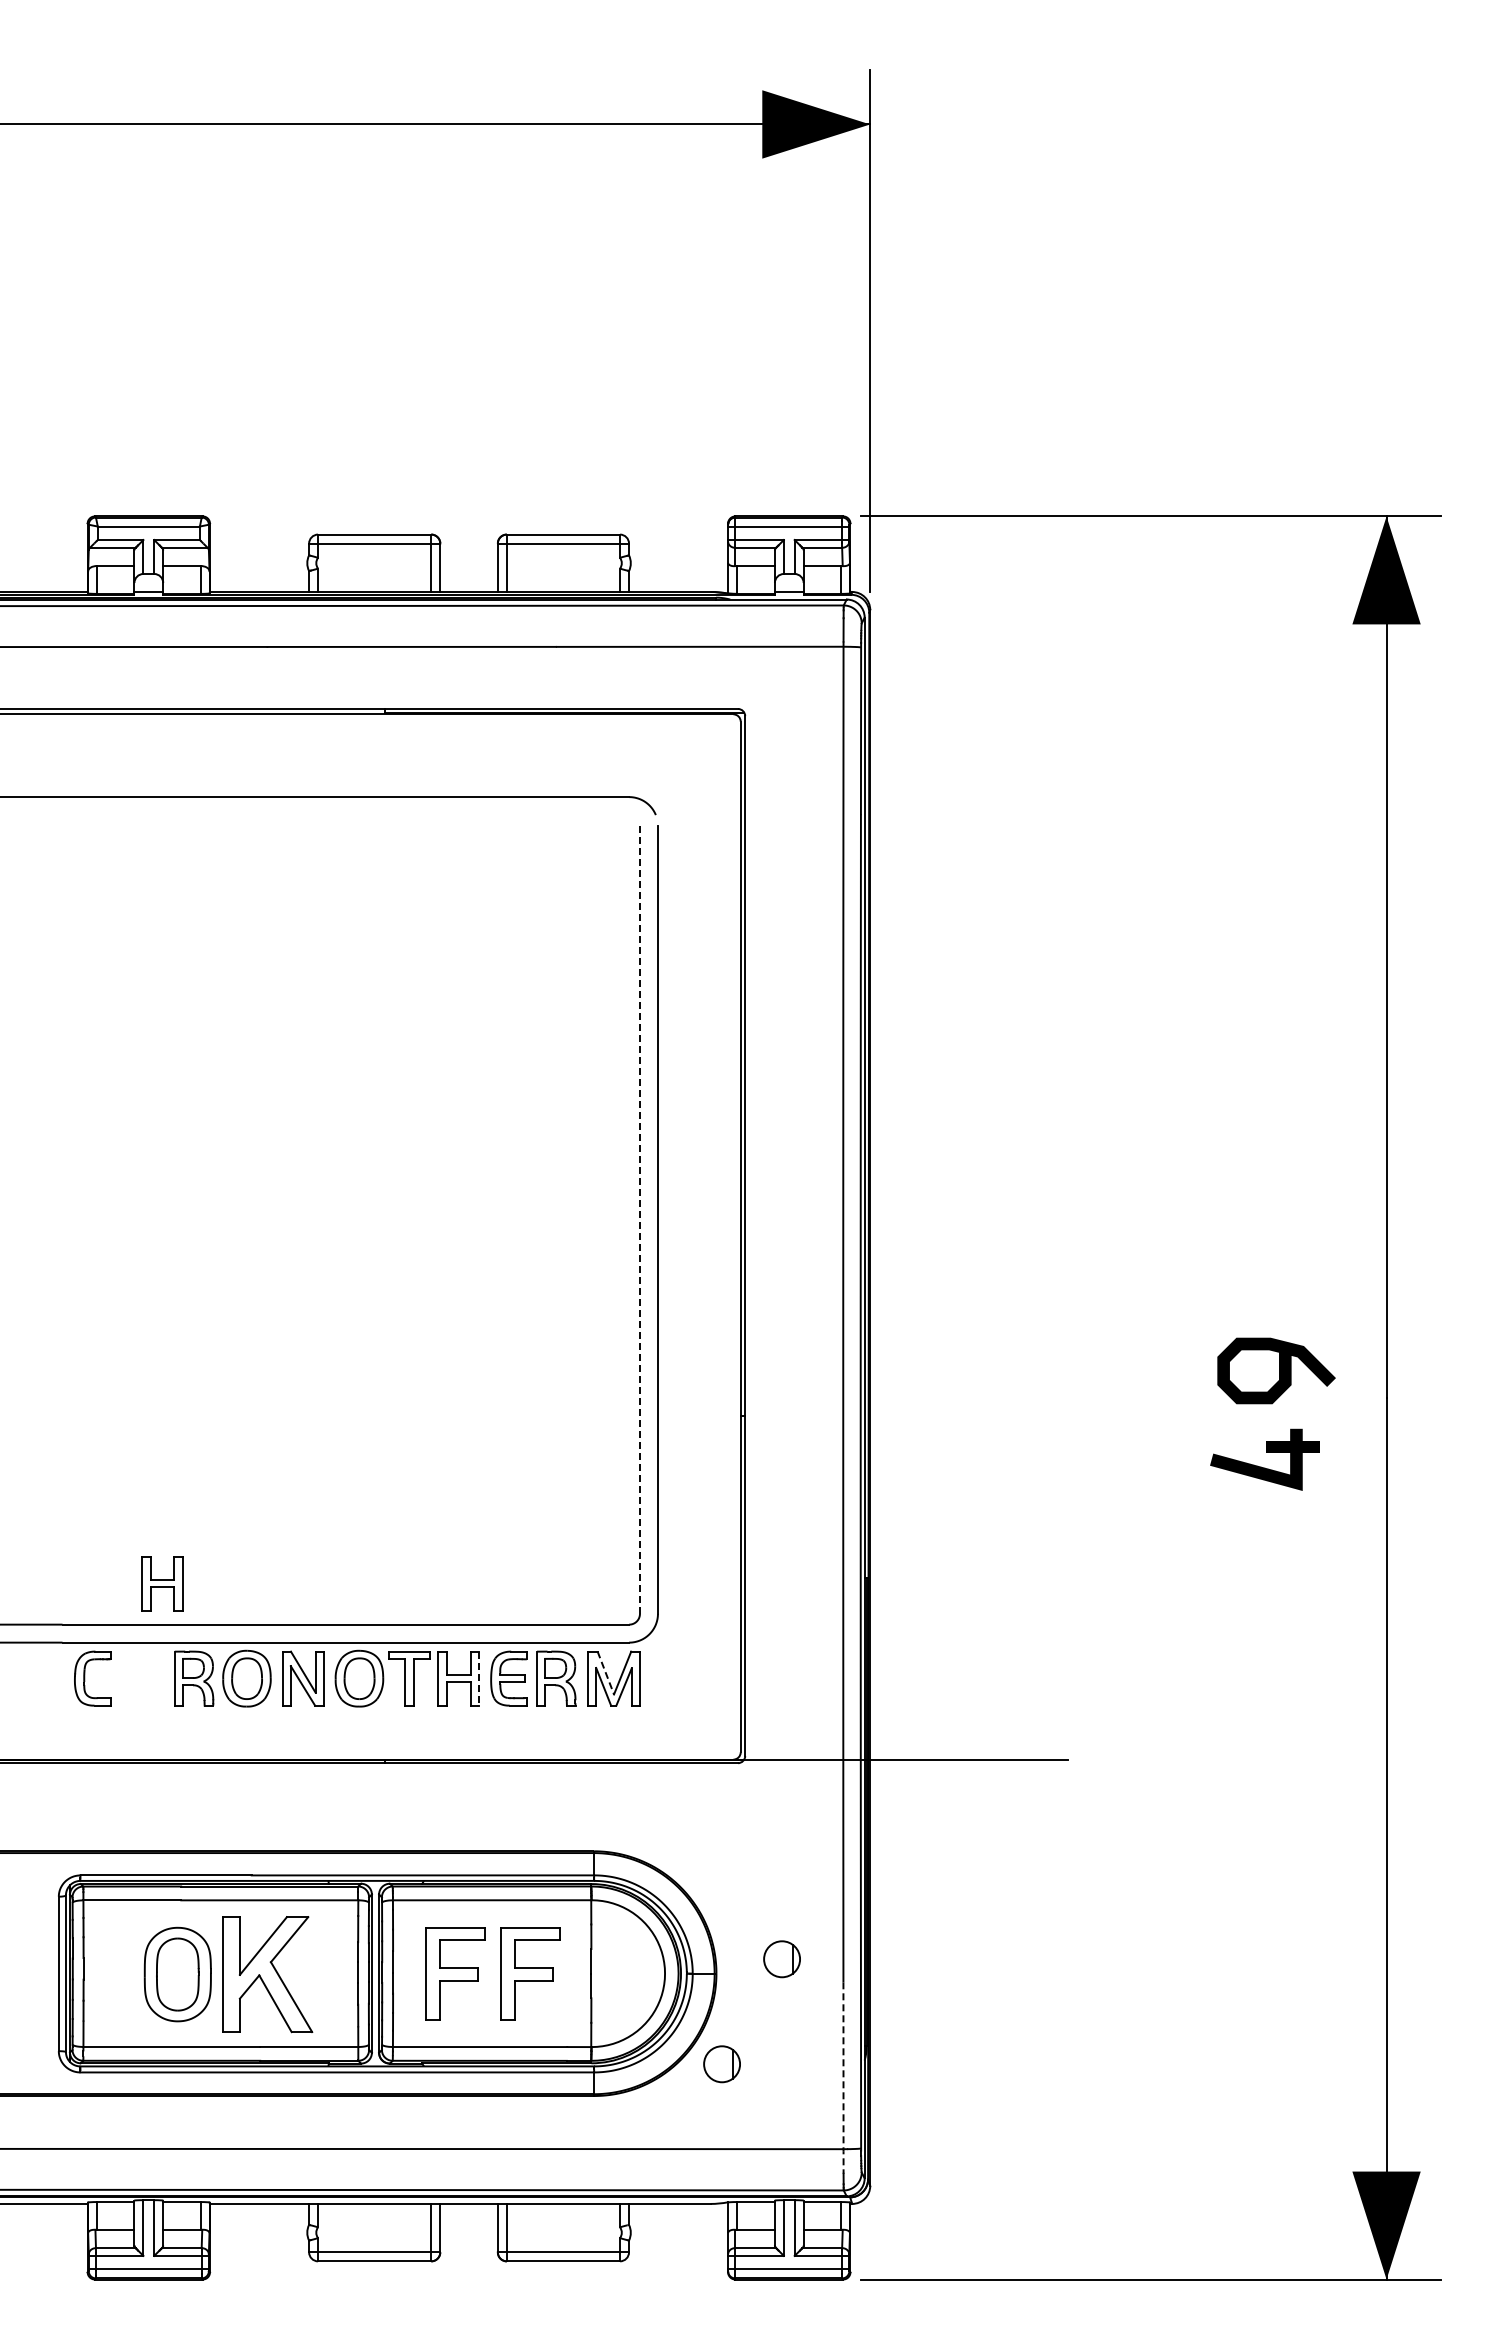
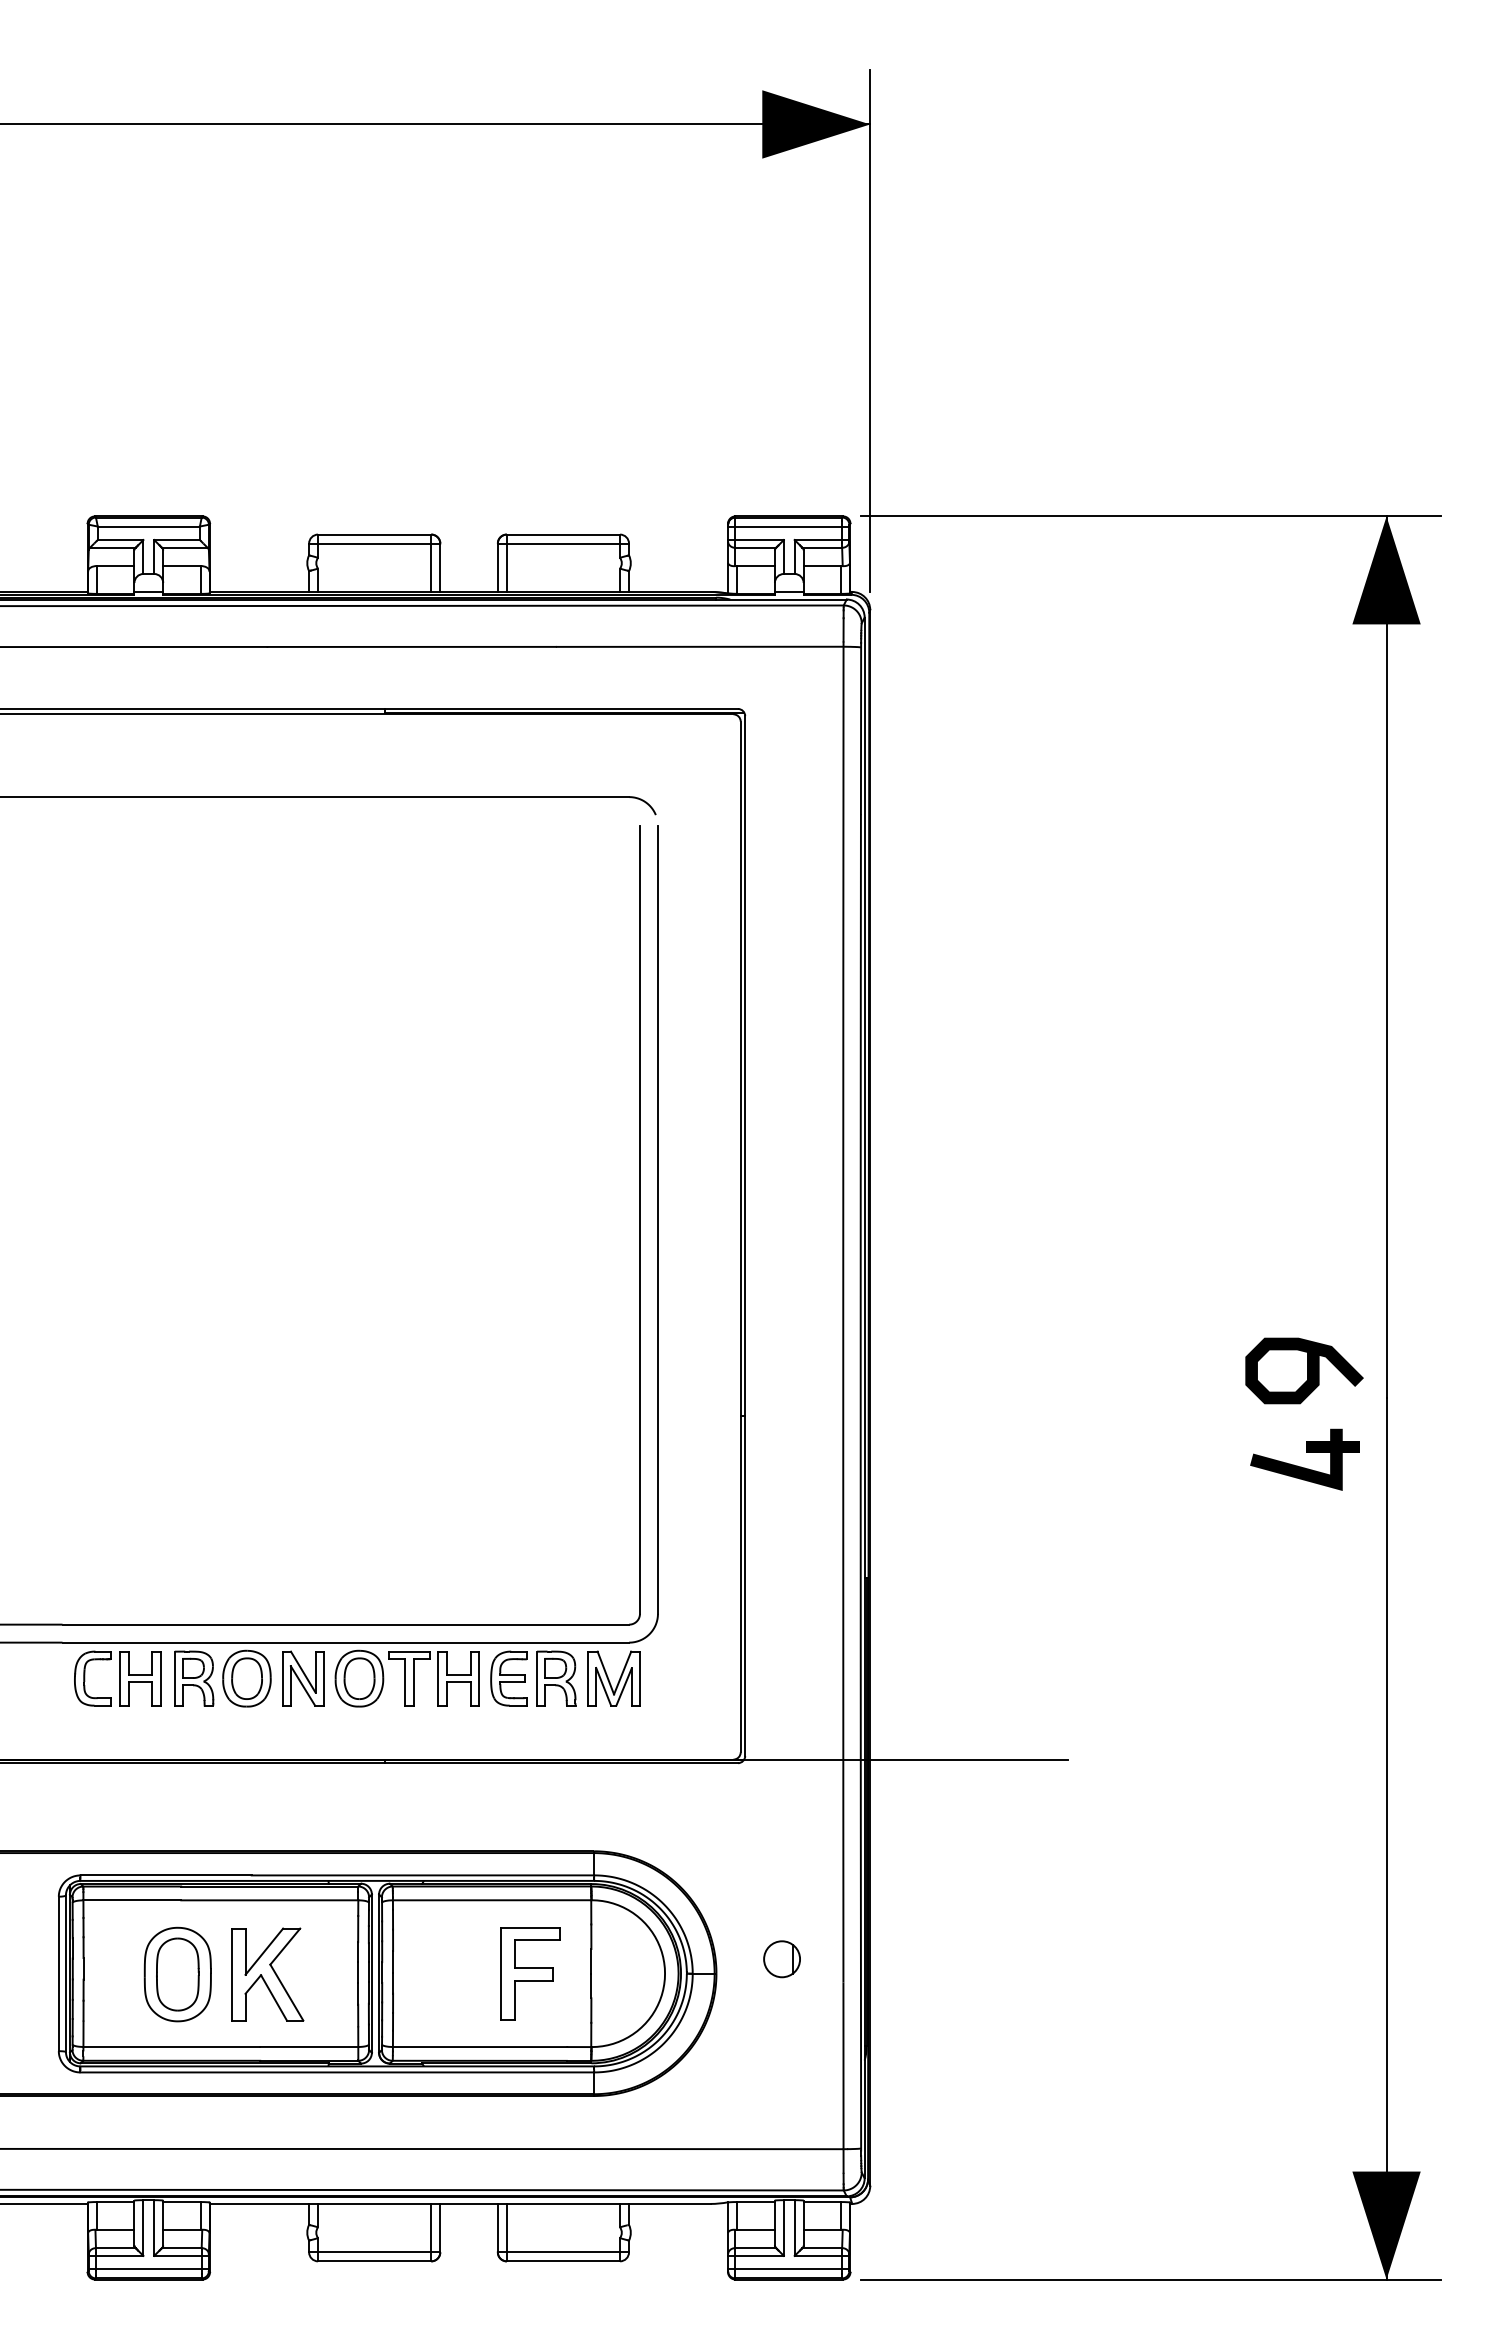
line: dashed -> solid (639, 1219)
curve position: (1279, 1370) -> (1307, 1370) (1307, 1370)
part position: (1266, 1452) -> (1306, 1452) (1306, 1452)
part position: (162, 1583) -> (140, 1678) (140, 1678)
line: dashed -> solid (605, 1673)
line: dashed -> solid (479, 1678)
part: present -> none (455, 1973)
part size: 92x118 px -> 74x95 px (267, 1974)
part: present -> none (721, 2064)
line: dashed -> solid (843, 2079)
